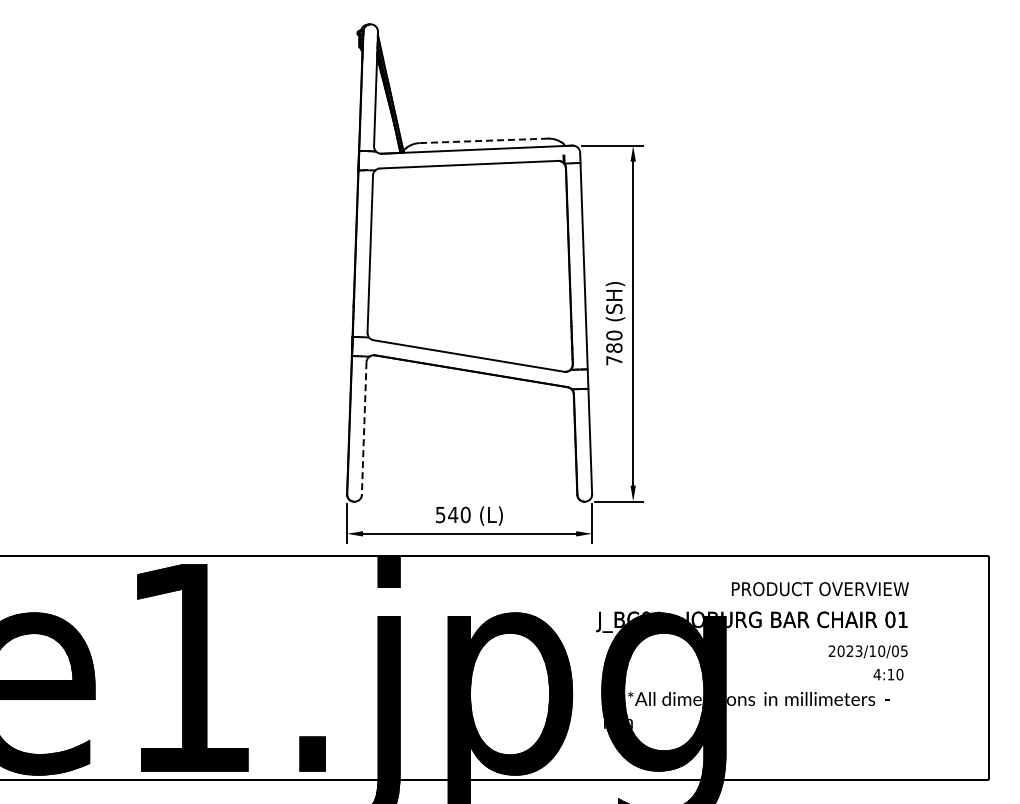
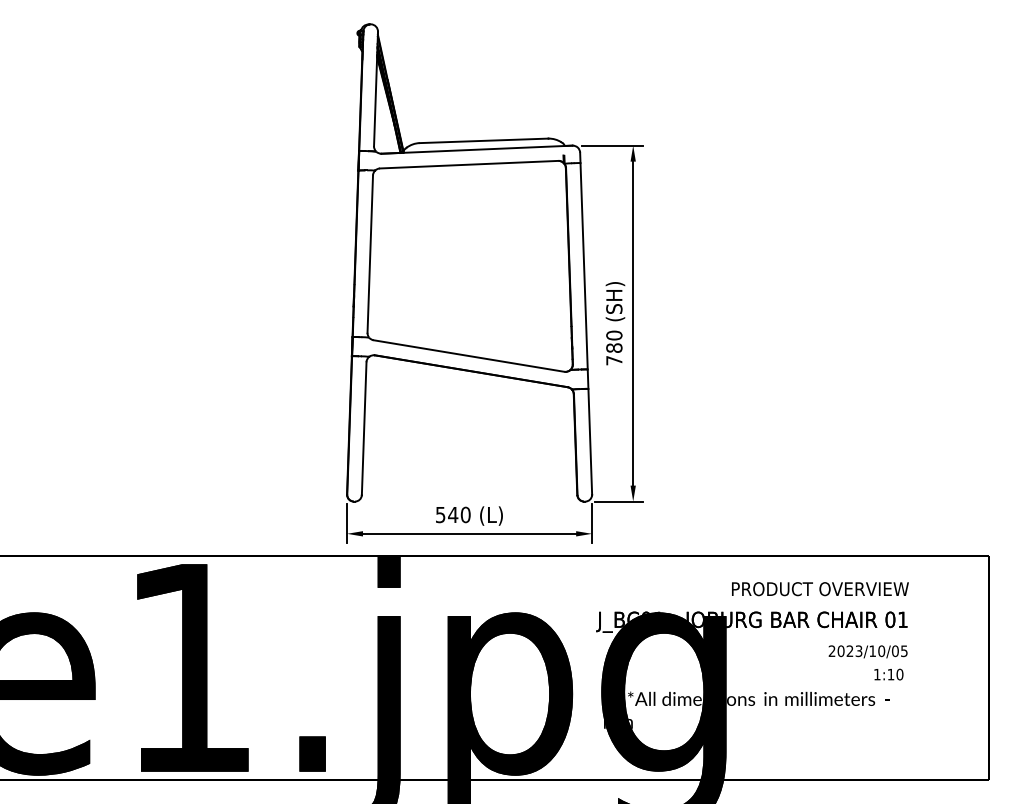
line: dashed -> solid (483, 140)
line: dashed -> solid (364, 429)
text: 4:10 -> 1:10 (876, 674)
